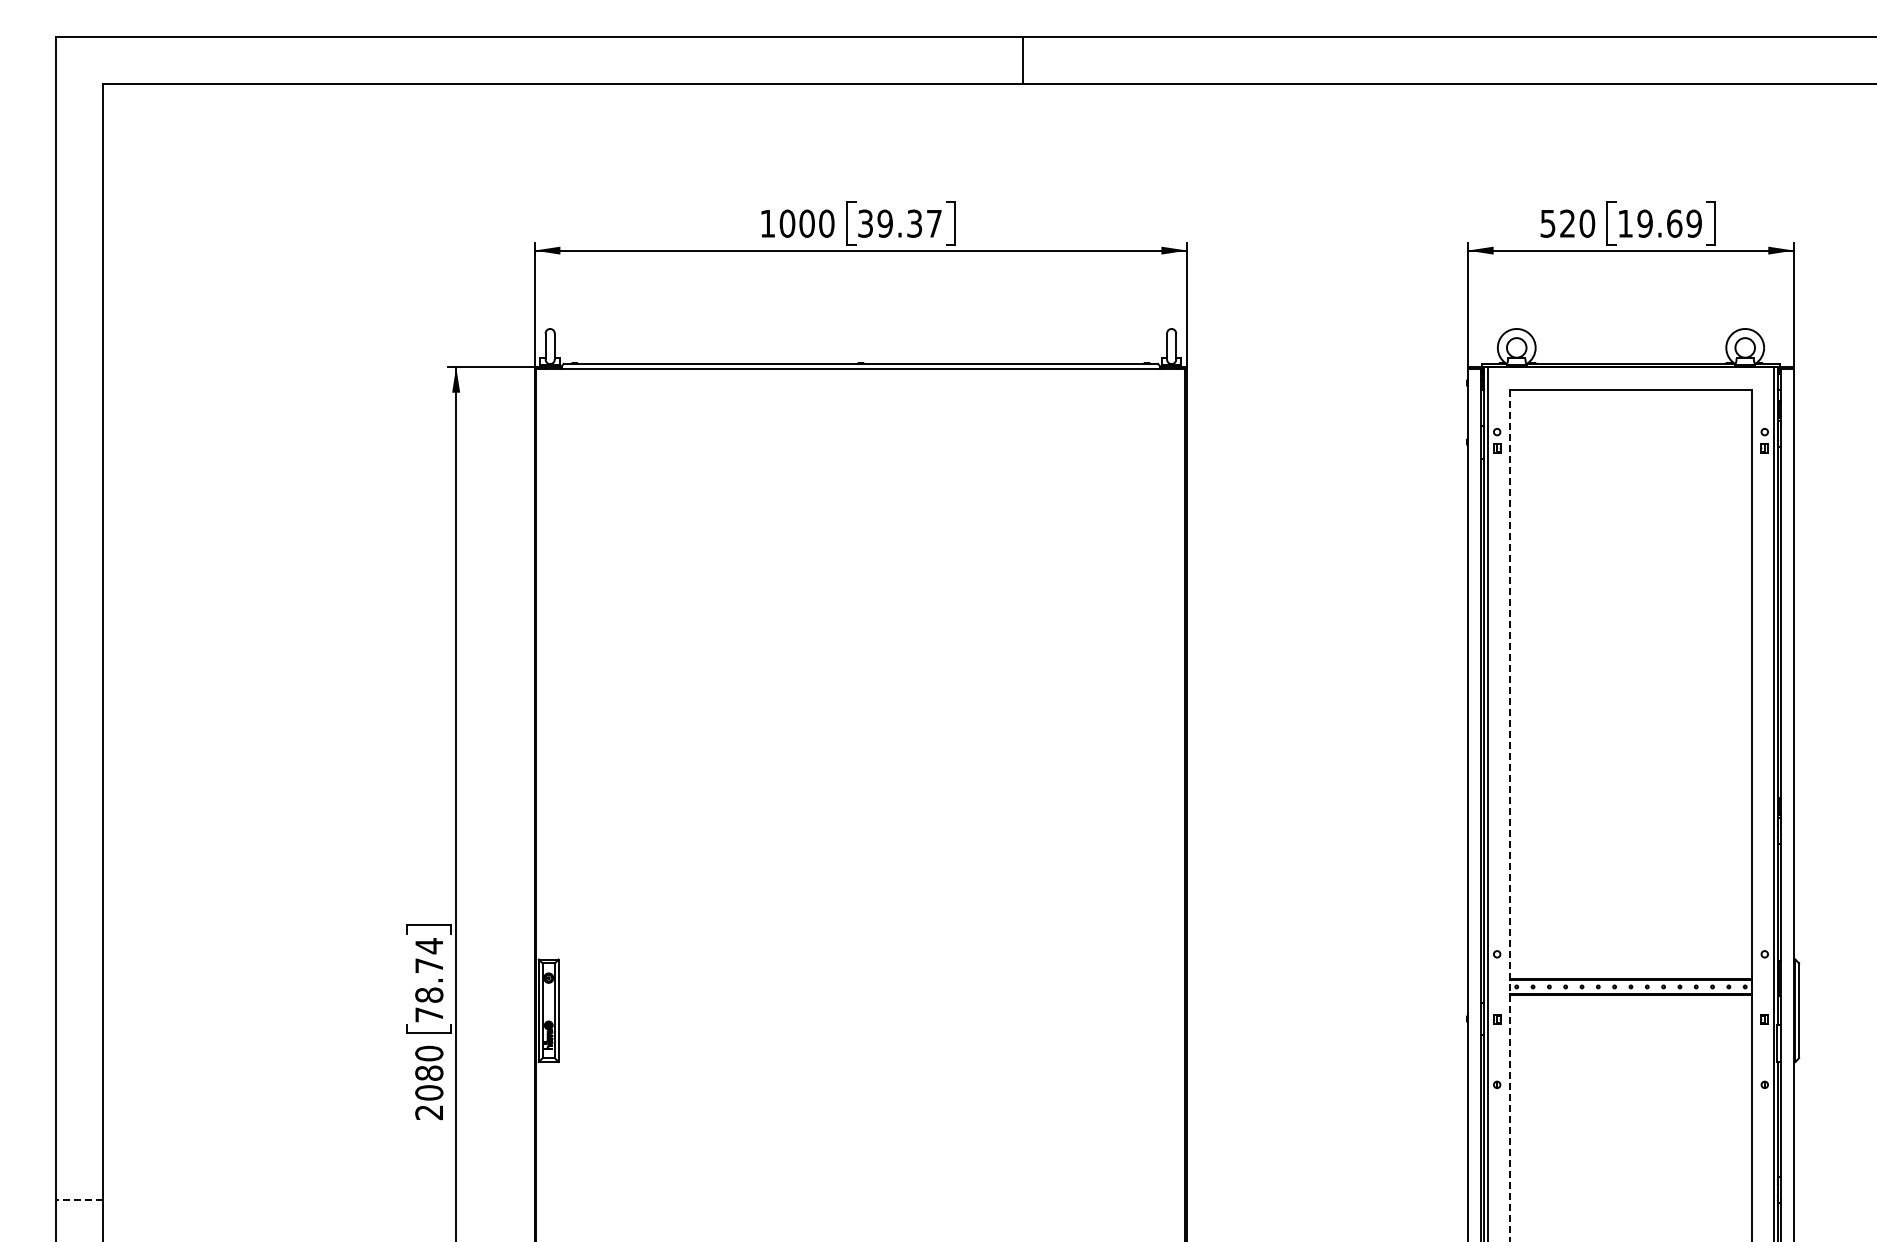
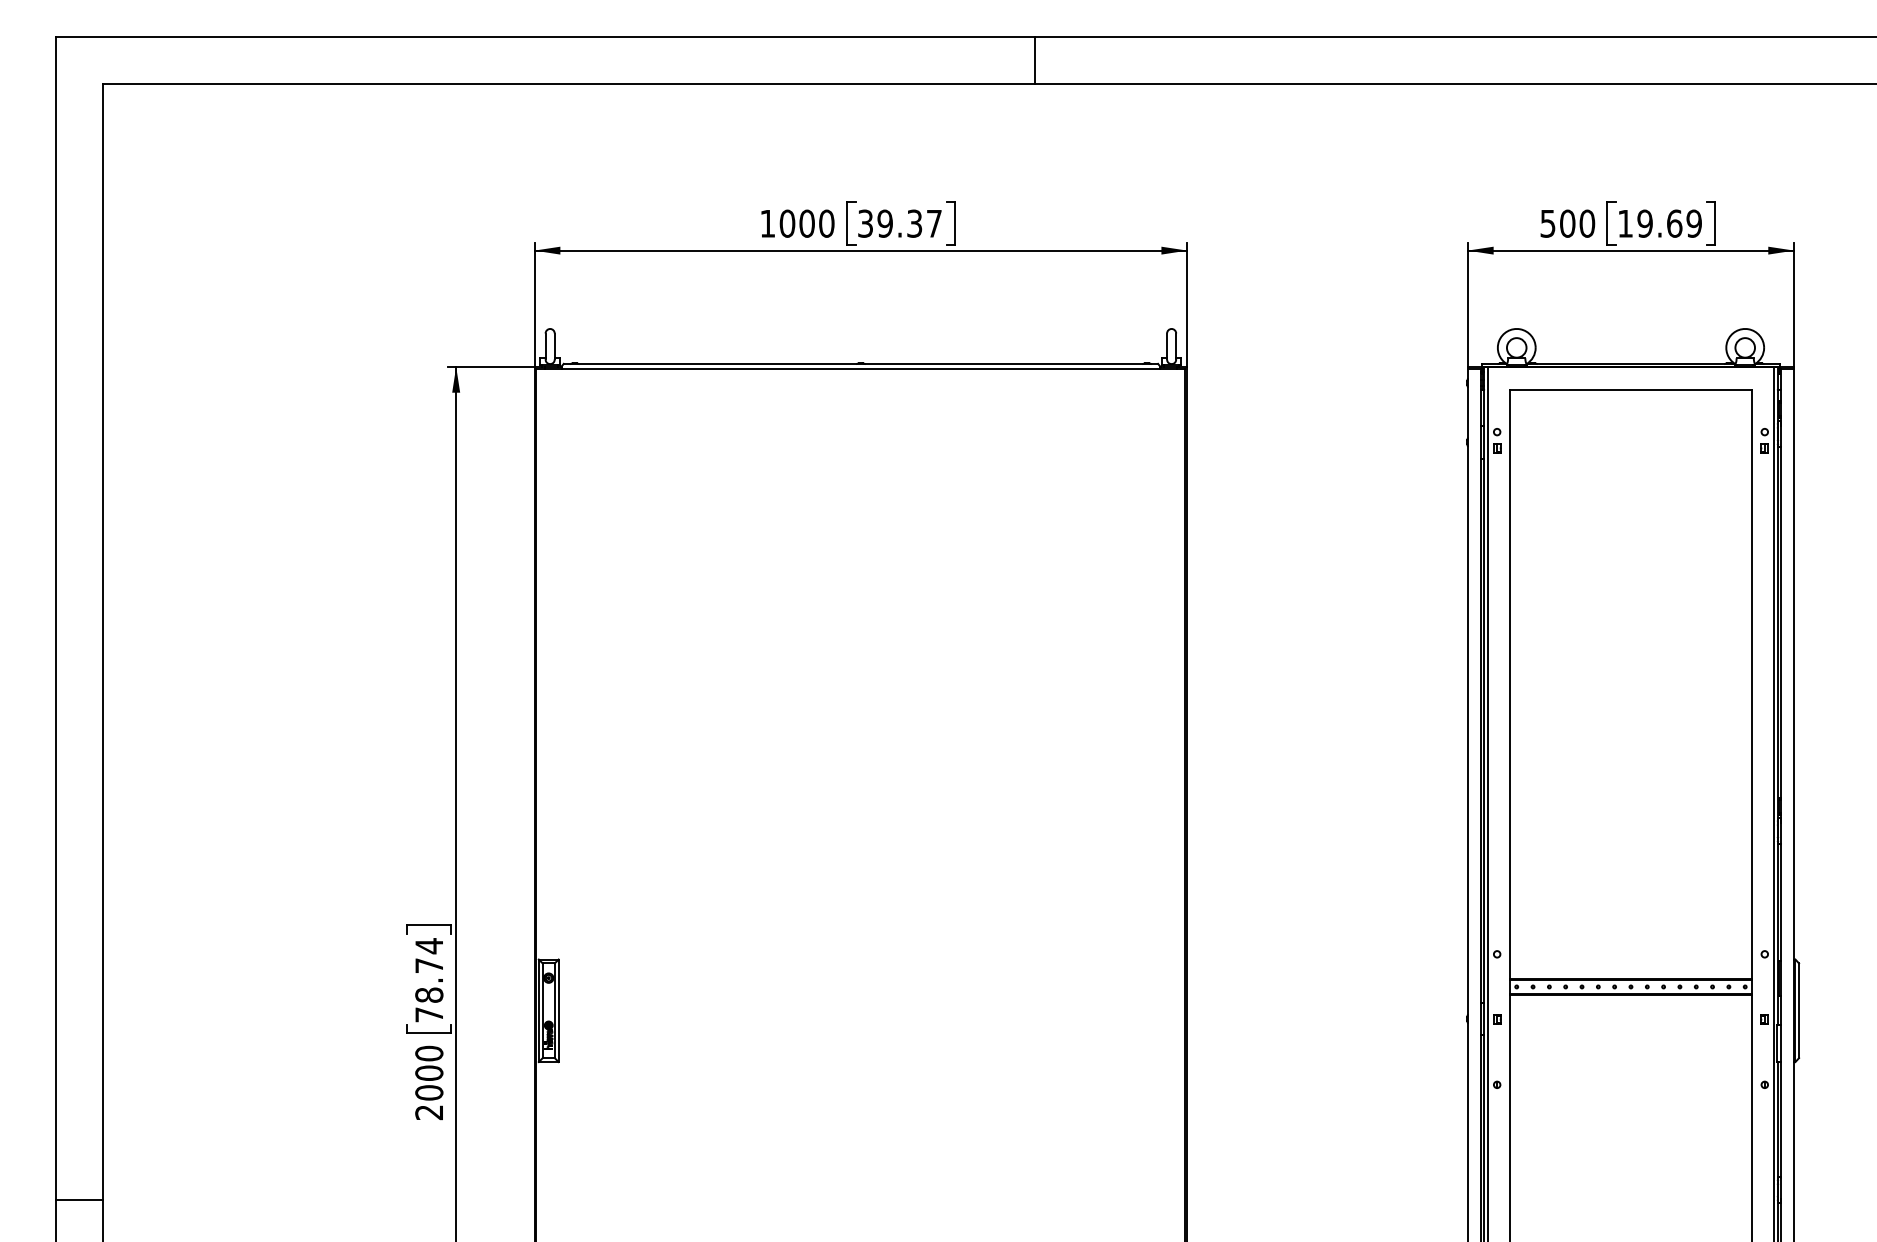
line position: (1023, 60) -> (1035, 60) (1035, 60)
text: 520 -> 500 (1567, 223)
line: dashed -> solid (1510, 815)
text: 2080 -> 2000 (429, 1072)
line: dashed -> solid (79, 1200)
